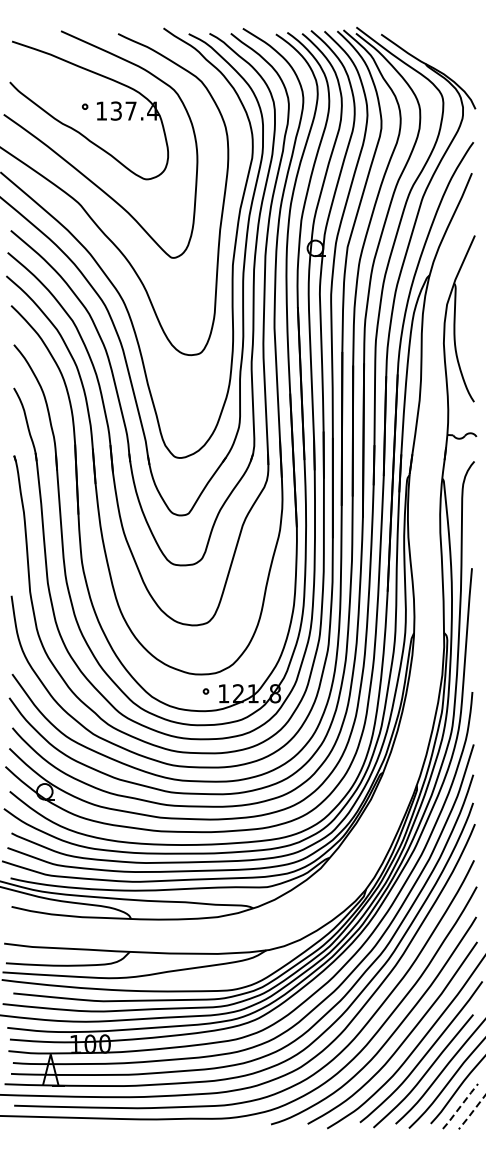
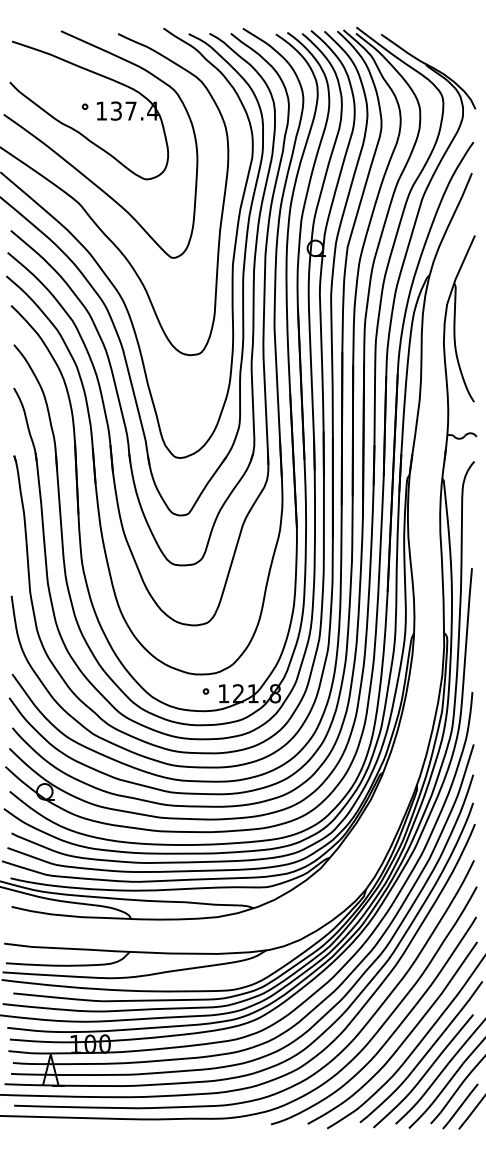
line: dashed -> solid (460, 1106)
line: dashed -> solid (471, 1112)
